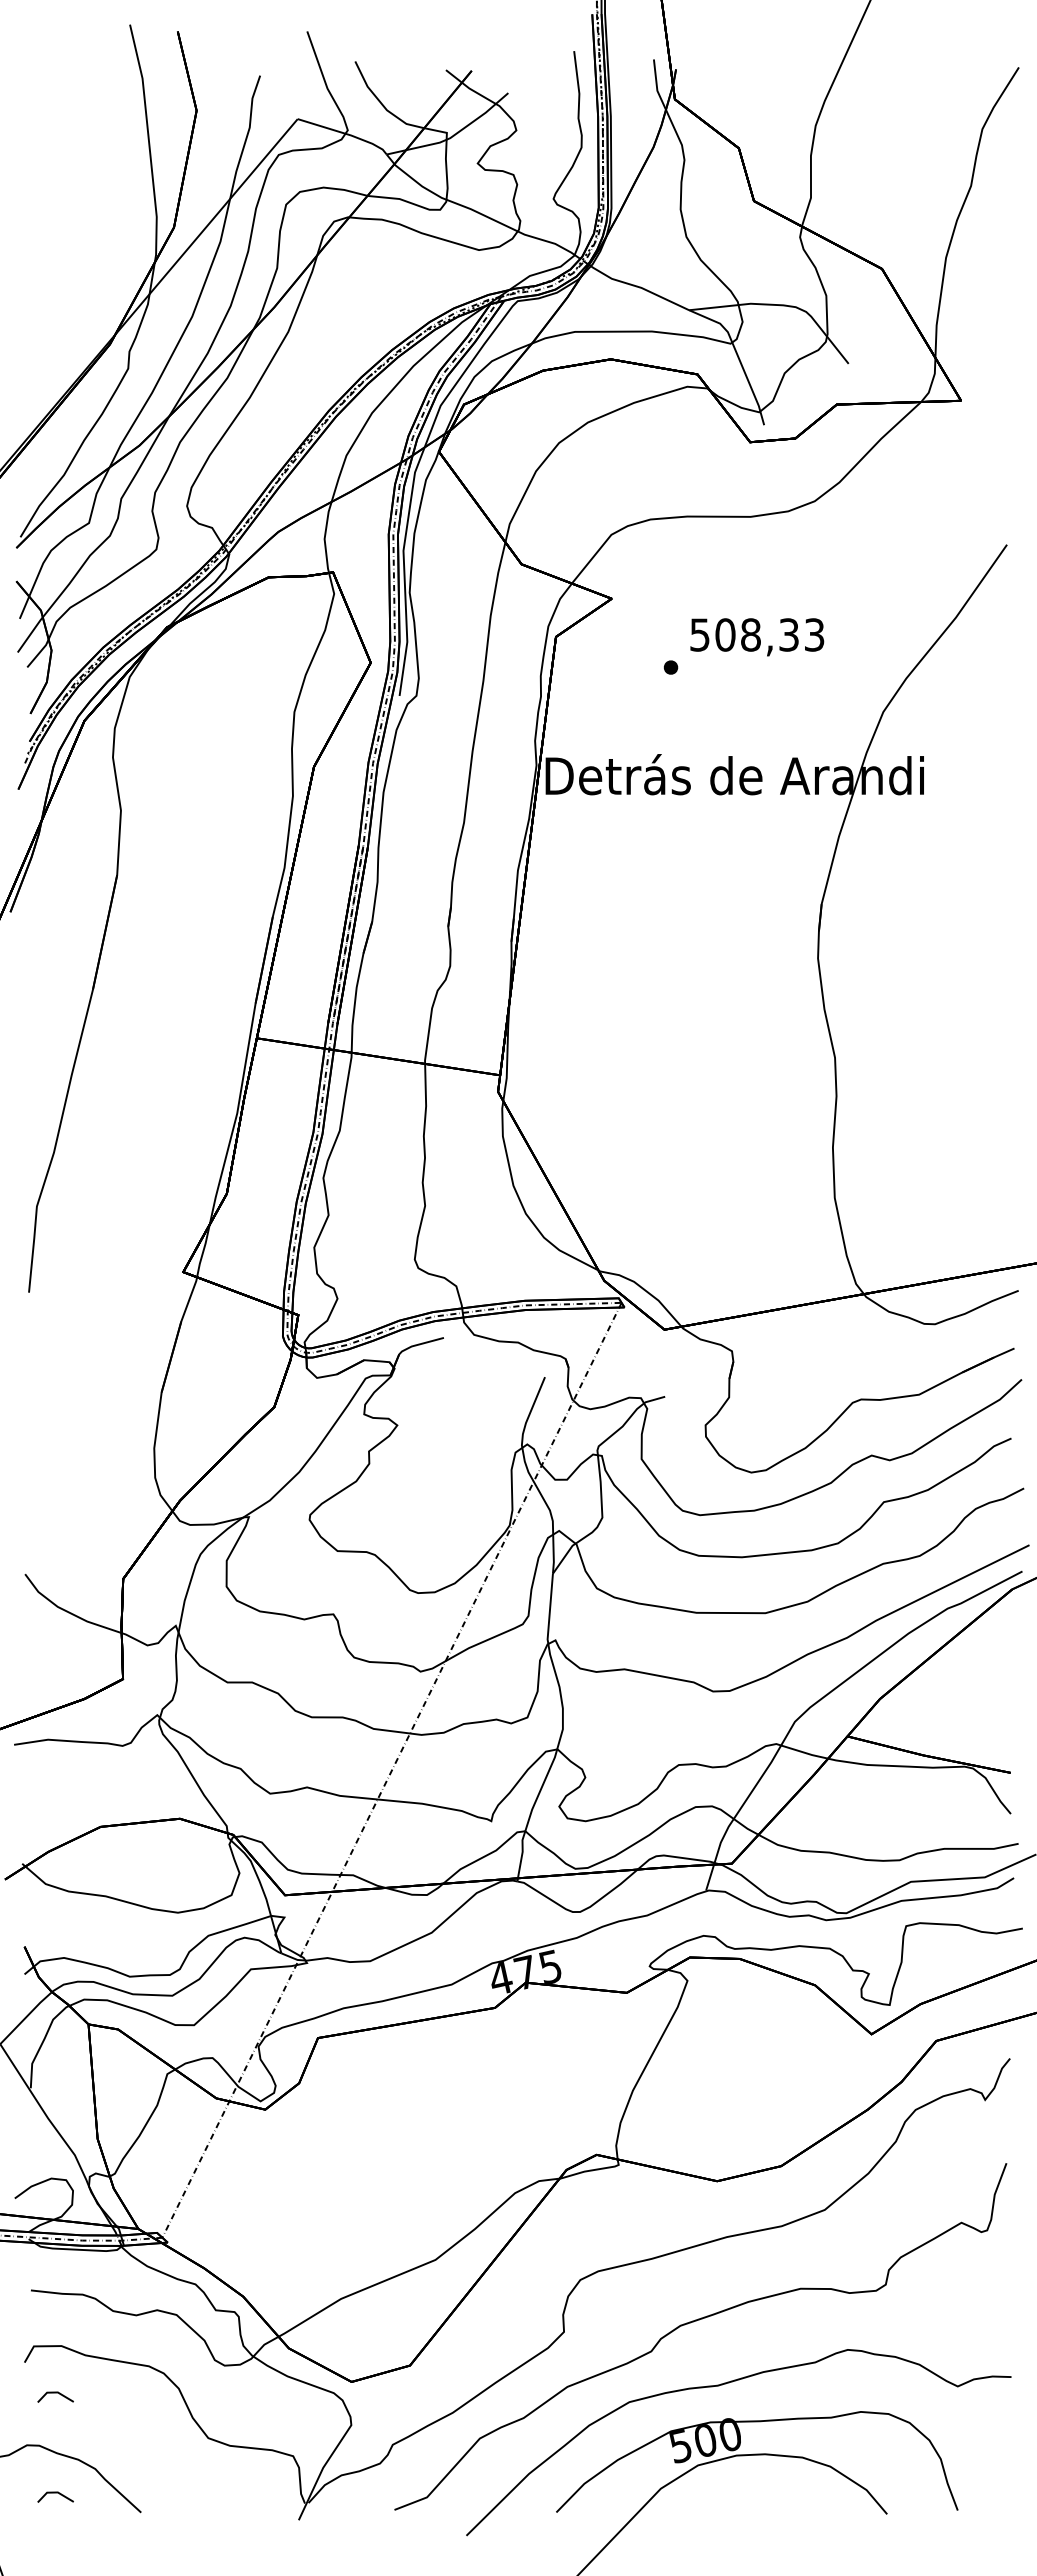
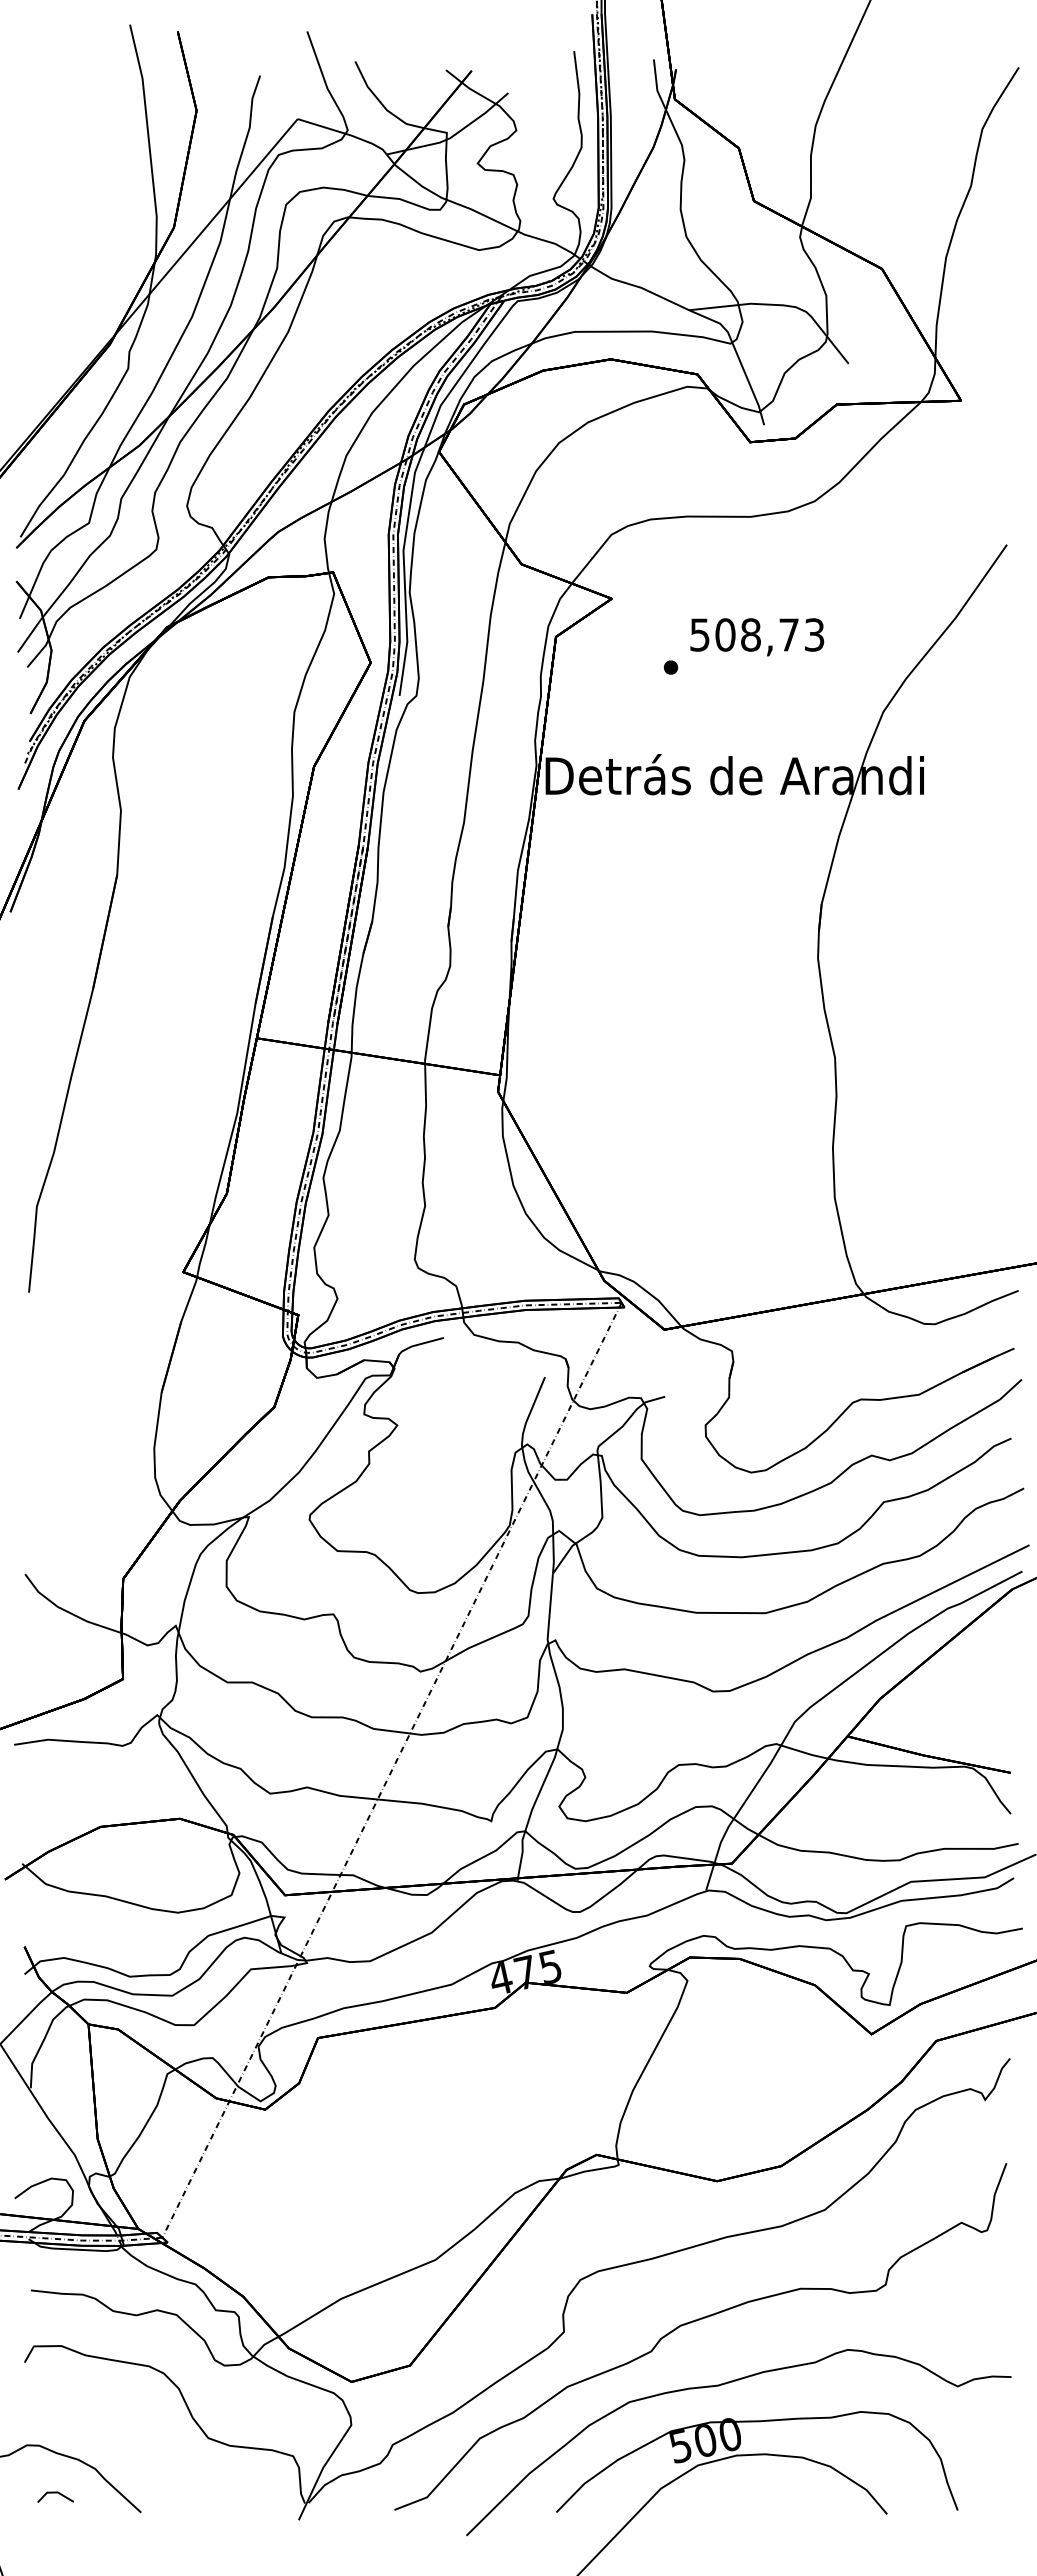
text: 508,33 -> 508,73 (788, 634)
line: present -> none (55, 2393)
